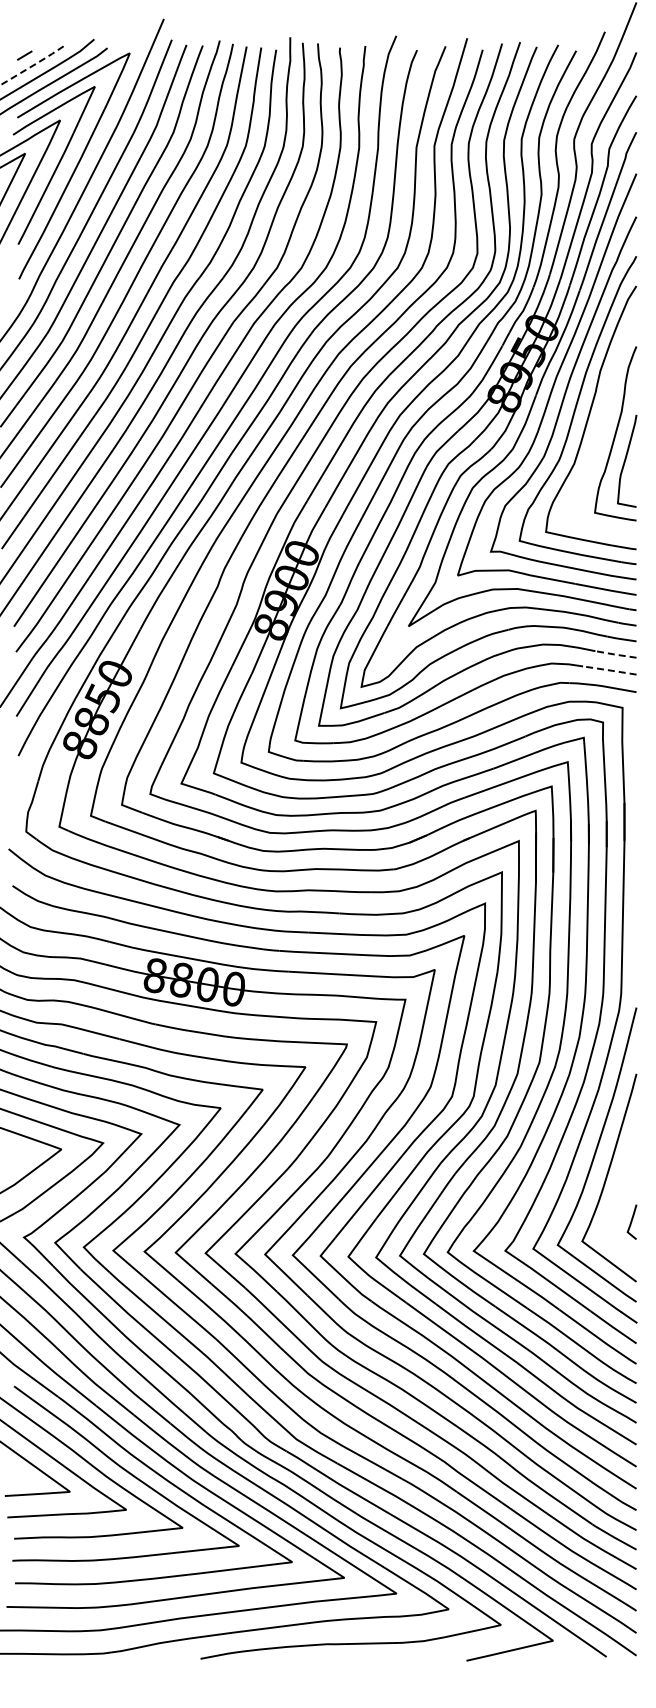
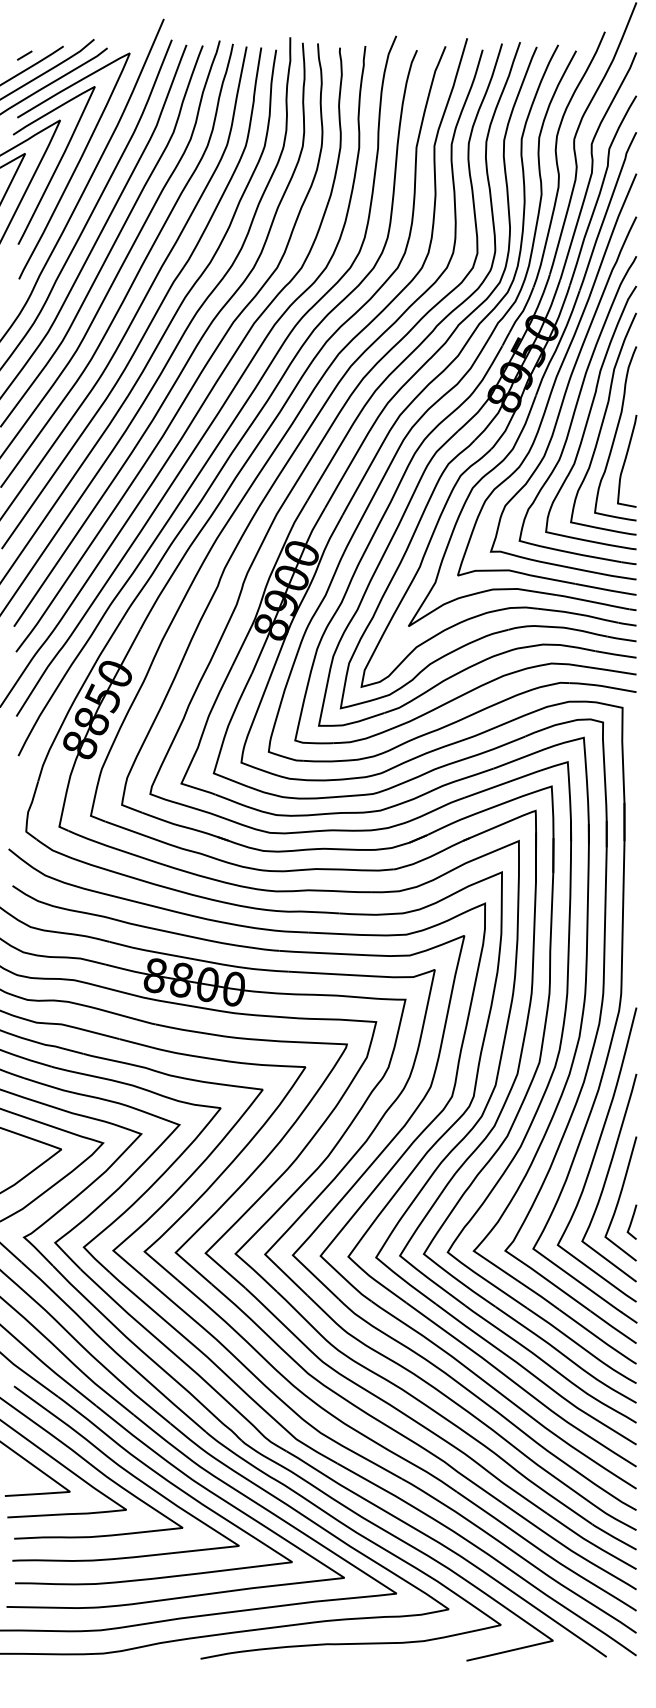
line: dashed -> solid (32, 65)
curve: none -> present (603, 423)
line: dashed -> solid (615, 654)
line: dashed -> solid (609, 670)
curve: none -> present (620, 1198)
